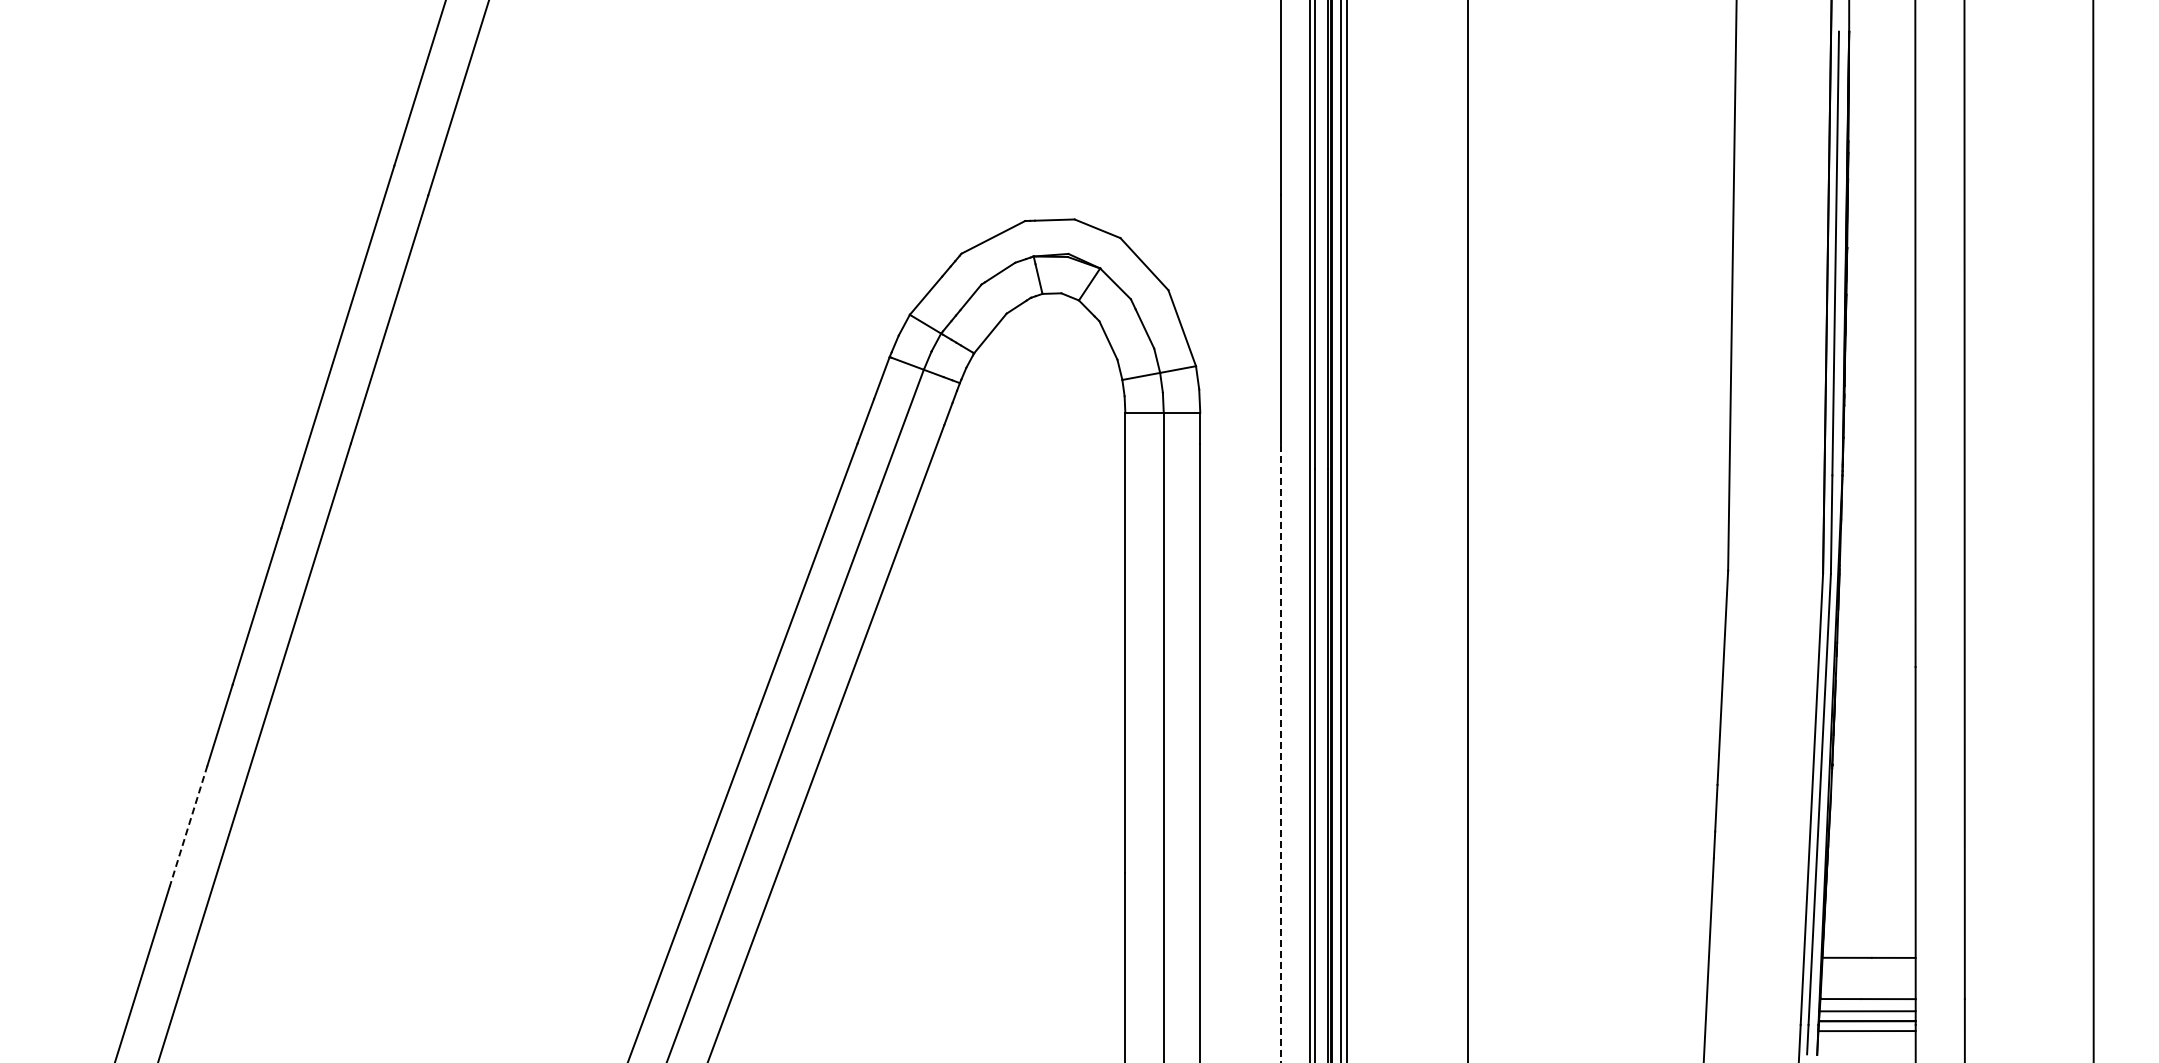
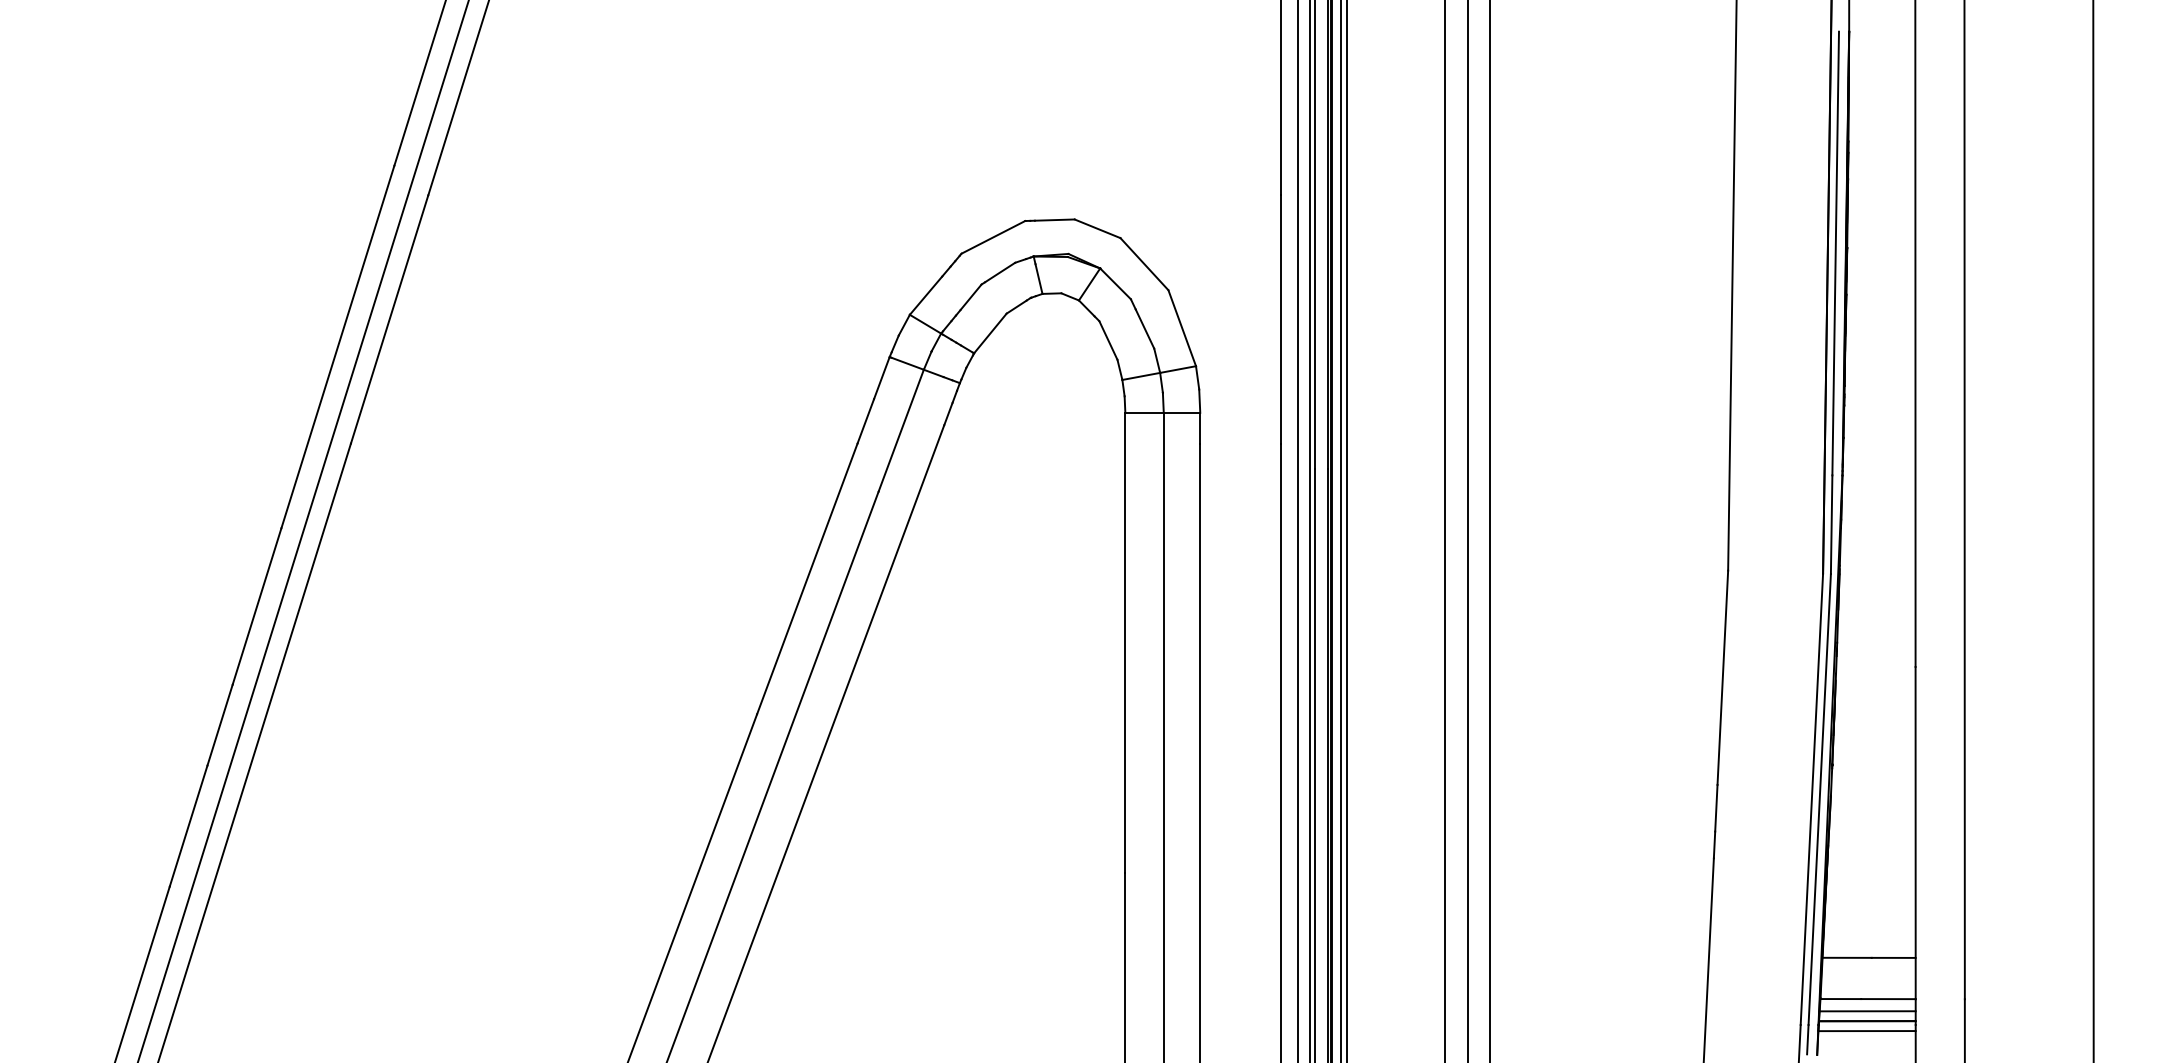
line: none -> present (303, 530)
line: none -> present (1298, 530)
line: none -> present (1445, 530)
line: none -> present (1489, 530)
line: dashed -> solid (1280, 752)
line: dashed -> solid (188, 826)
